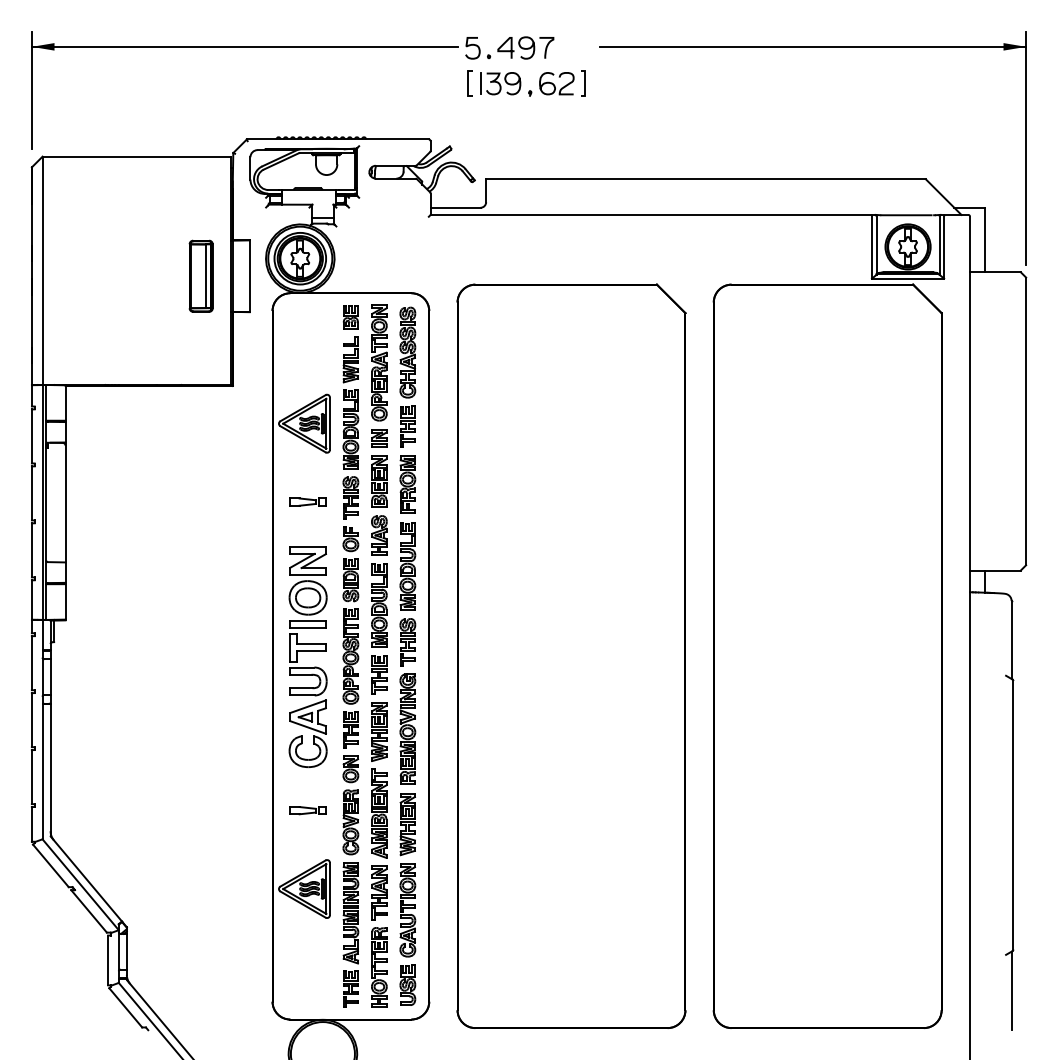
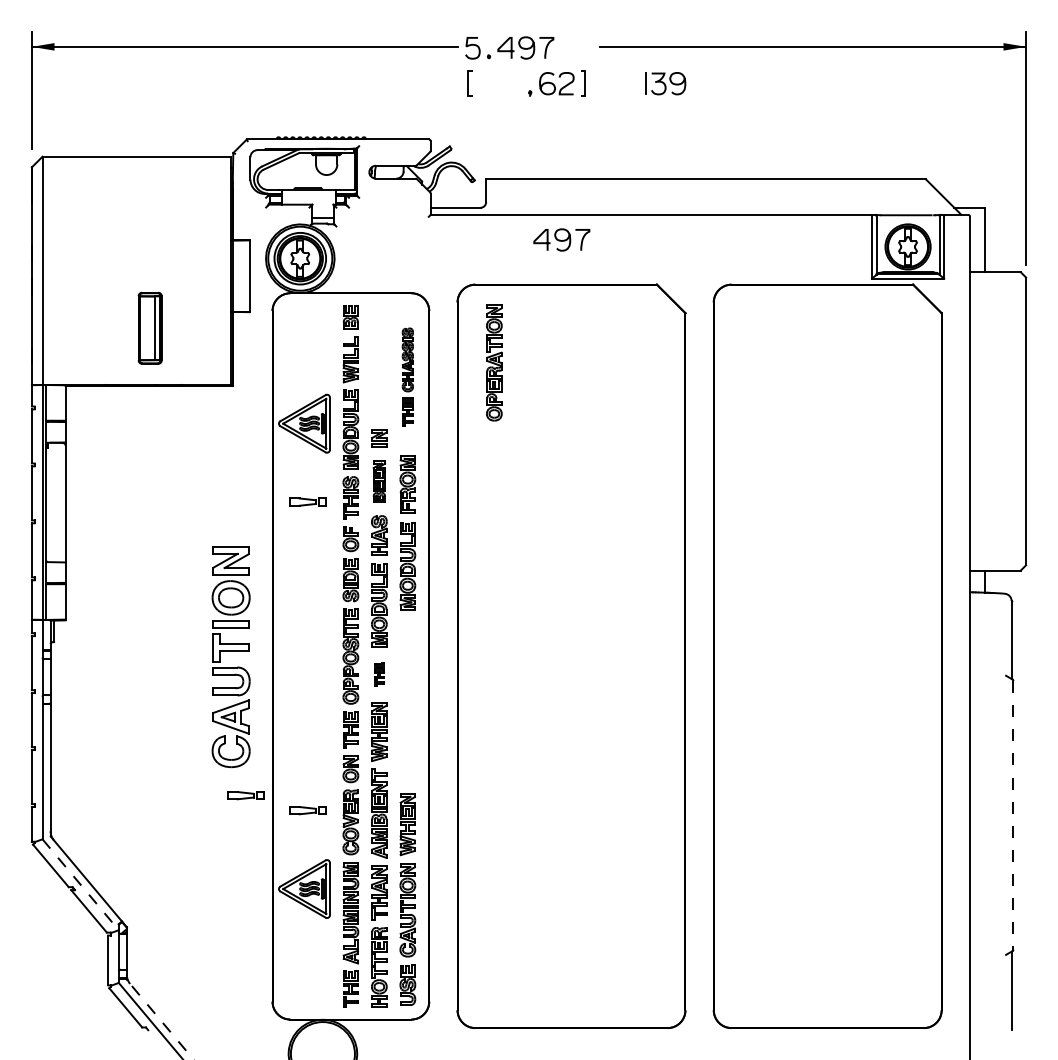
part position: (500, 83) -> (665, 83) (665, 83)
part: none -> present (561, 239)
part position: (200, 275) -> (149, 327) (149, 327)
part position: (379, 362) -> (494, 362) (494, 362)
part size: 18x142 px -> 13x100 px (407, 376)
part size: 17x53 px -> 15x43 px (379, 481)
part position: (307, 656) -> (230, 656) (230, 656)
part size: 17x40 px -> 11x25 px (379, 674)
part: present -> none (407, 701)
part: none -> present (245, 795)
line: solid -> dashed (1013, 815)
line: solid -> dashed (81, 885)
line: solid -> dashed (160, 1019)
